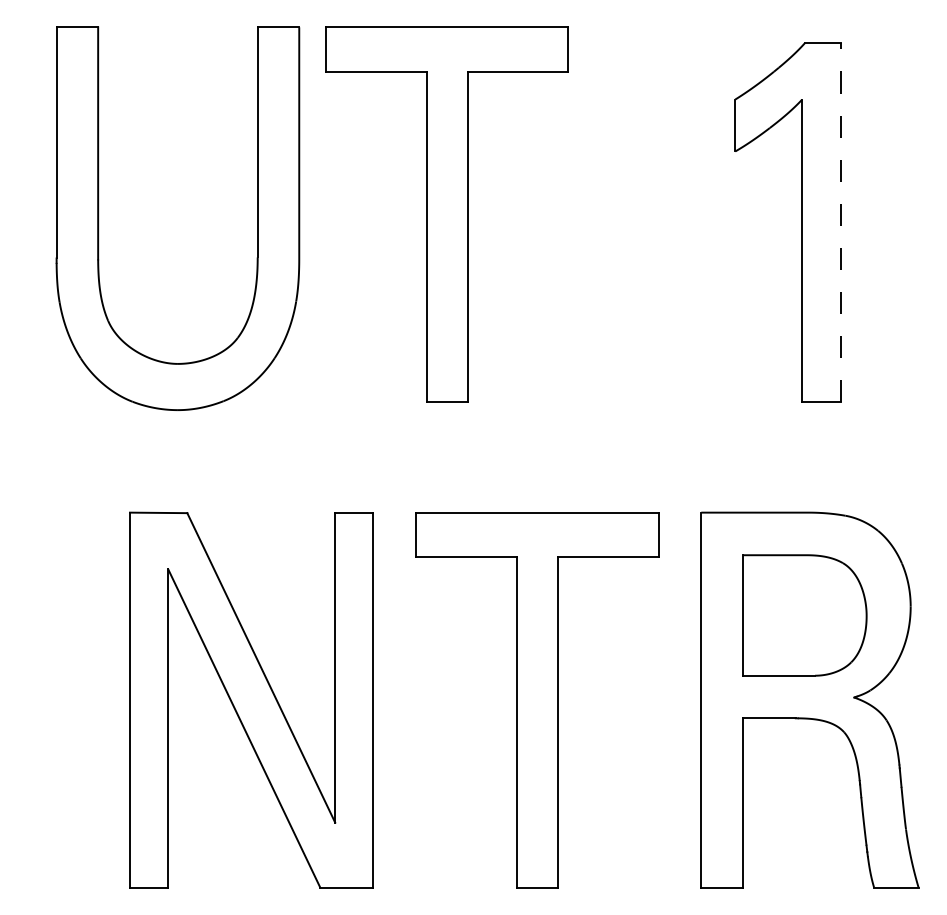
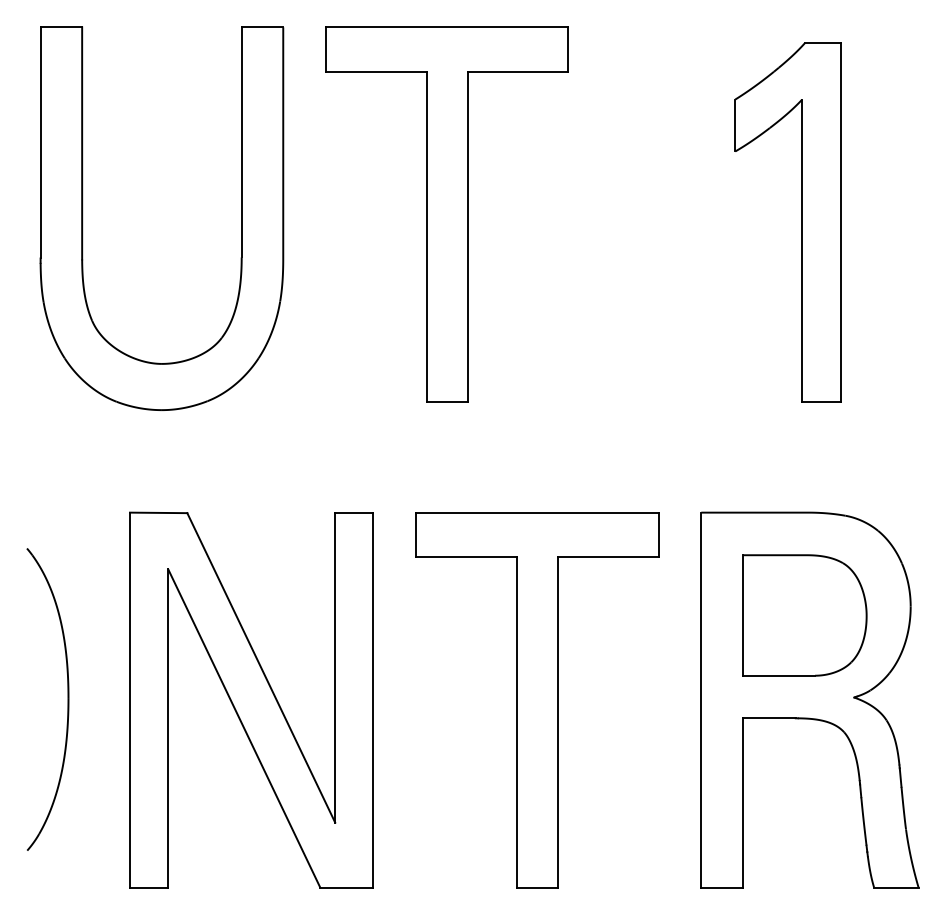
part position: (99, 218) -> (83, 218) (83, 218)
line: dashed -> solid (841, 222)
part: none -> present (67, 699)
